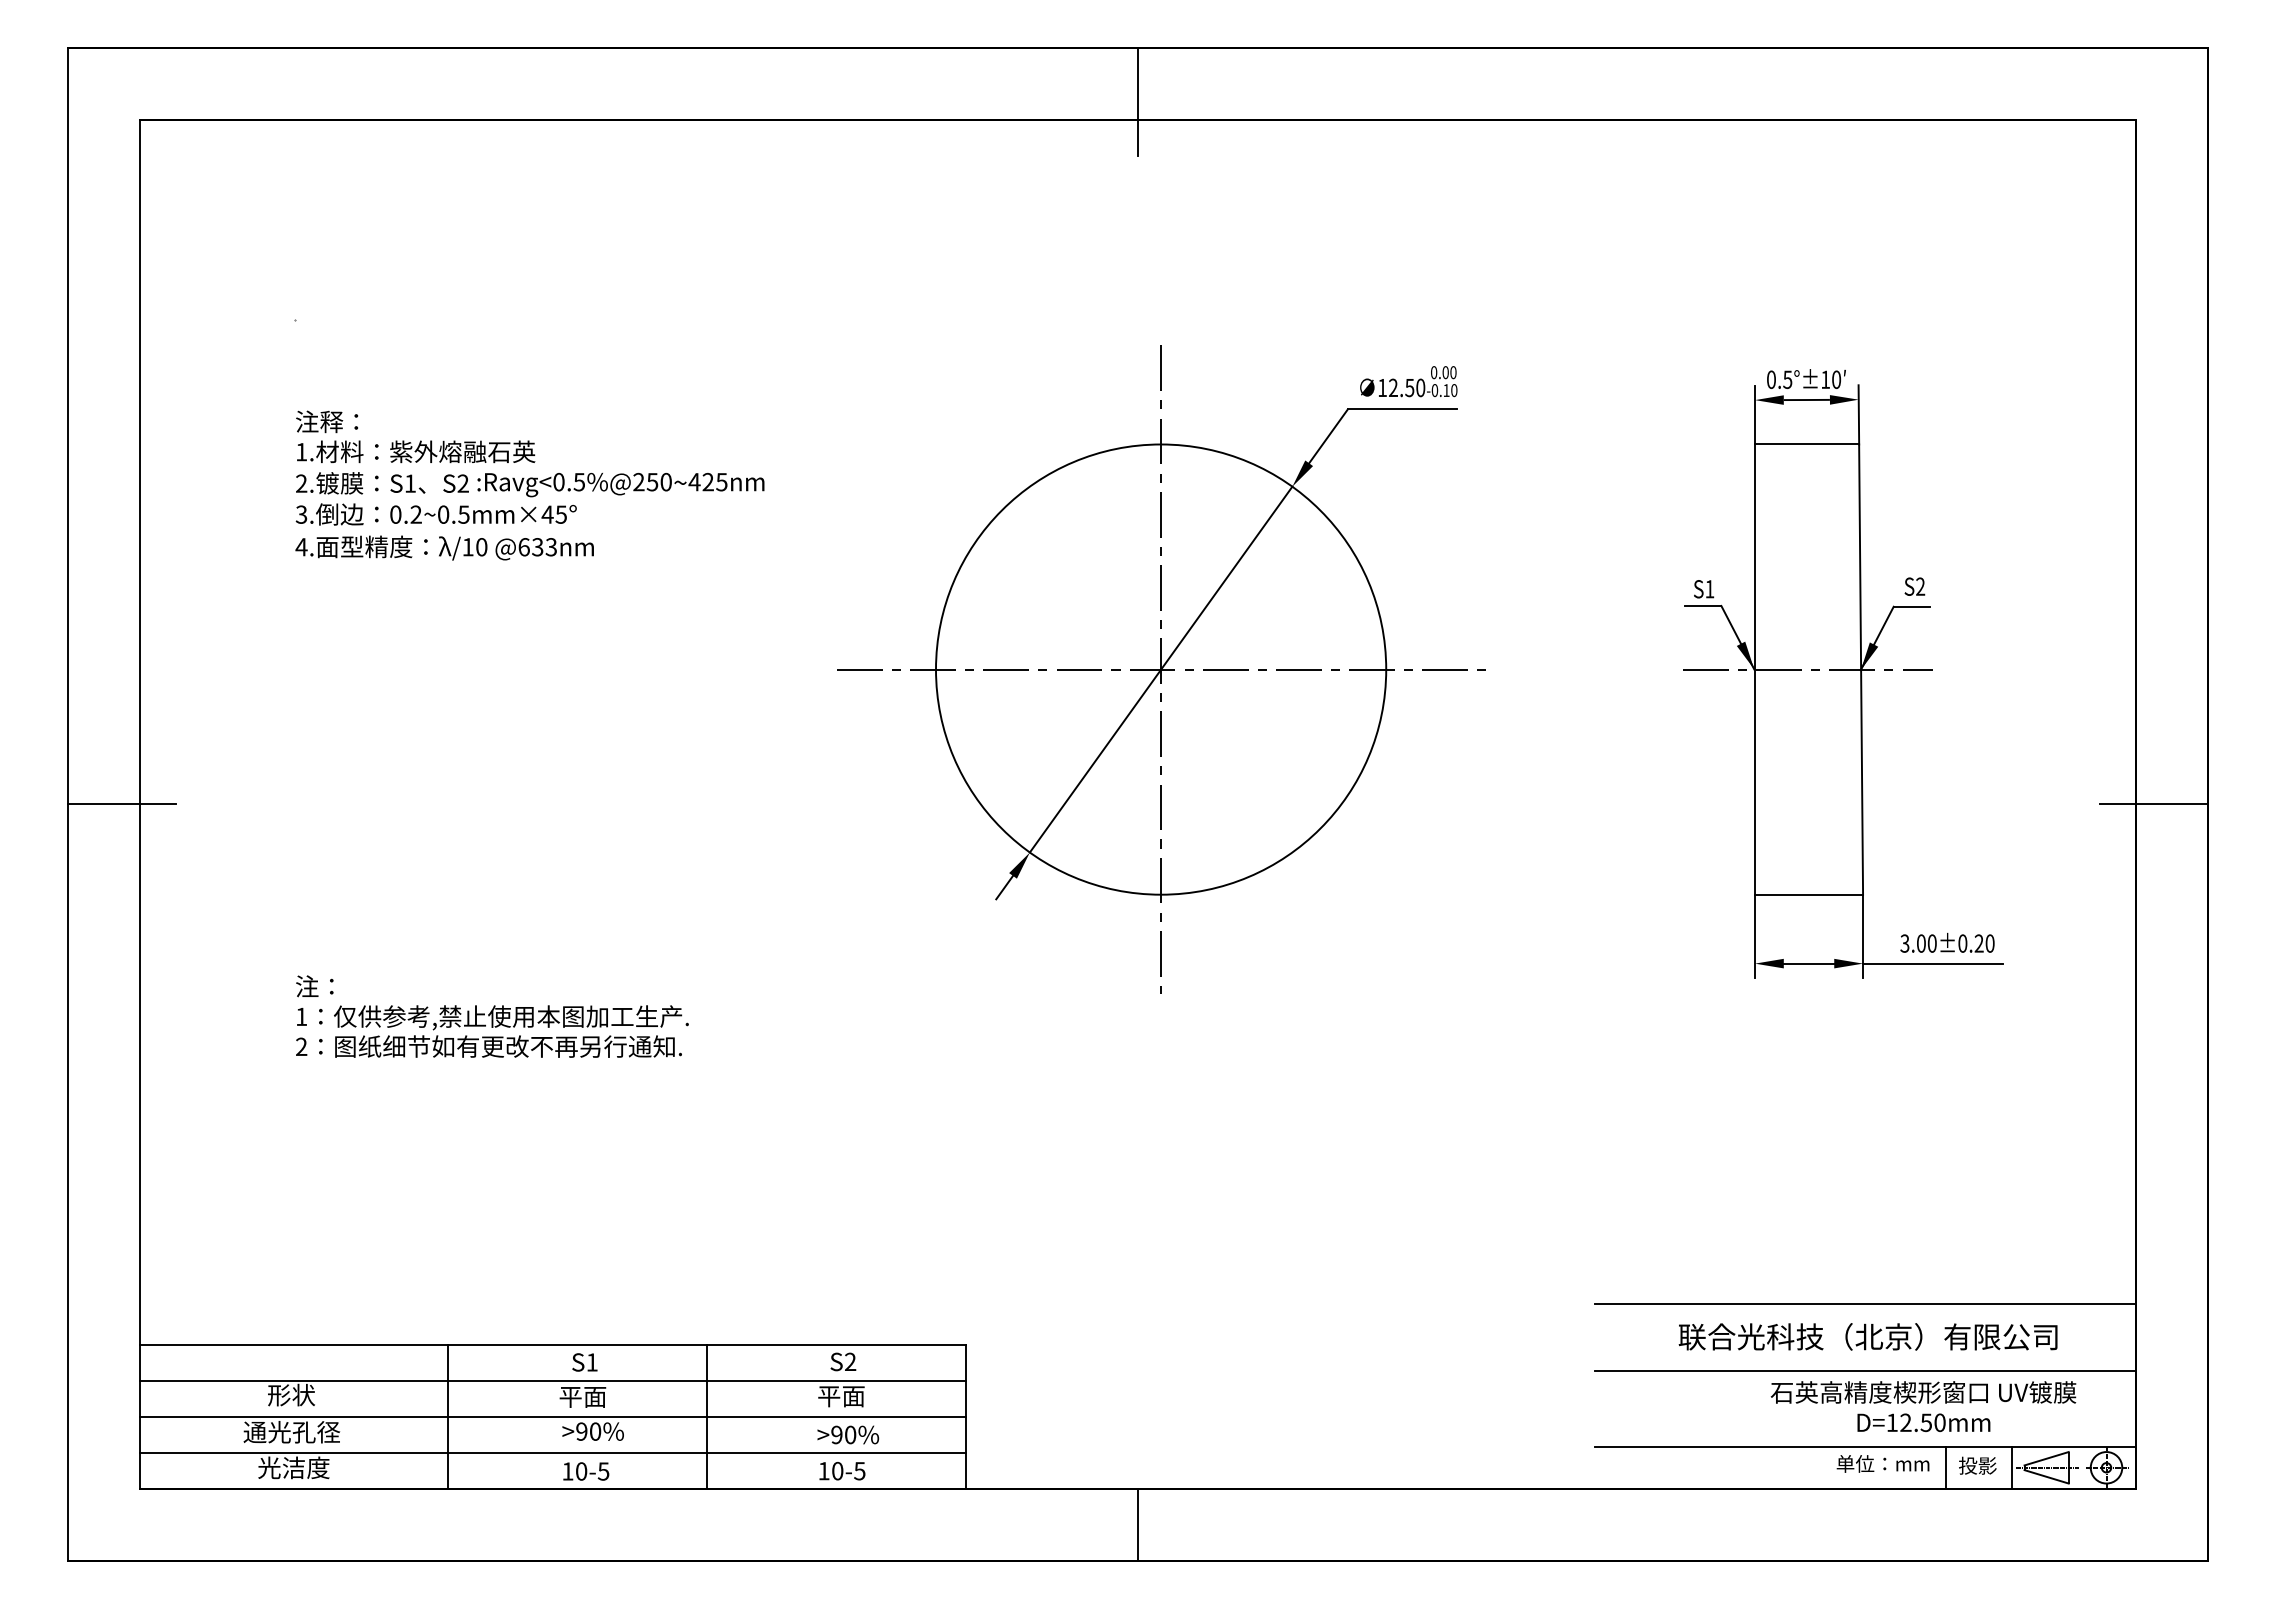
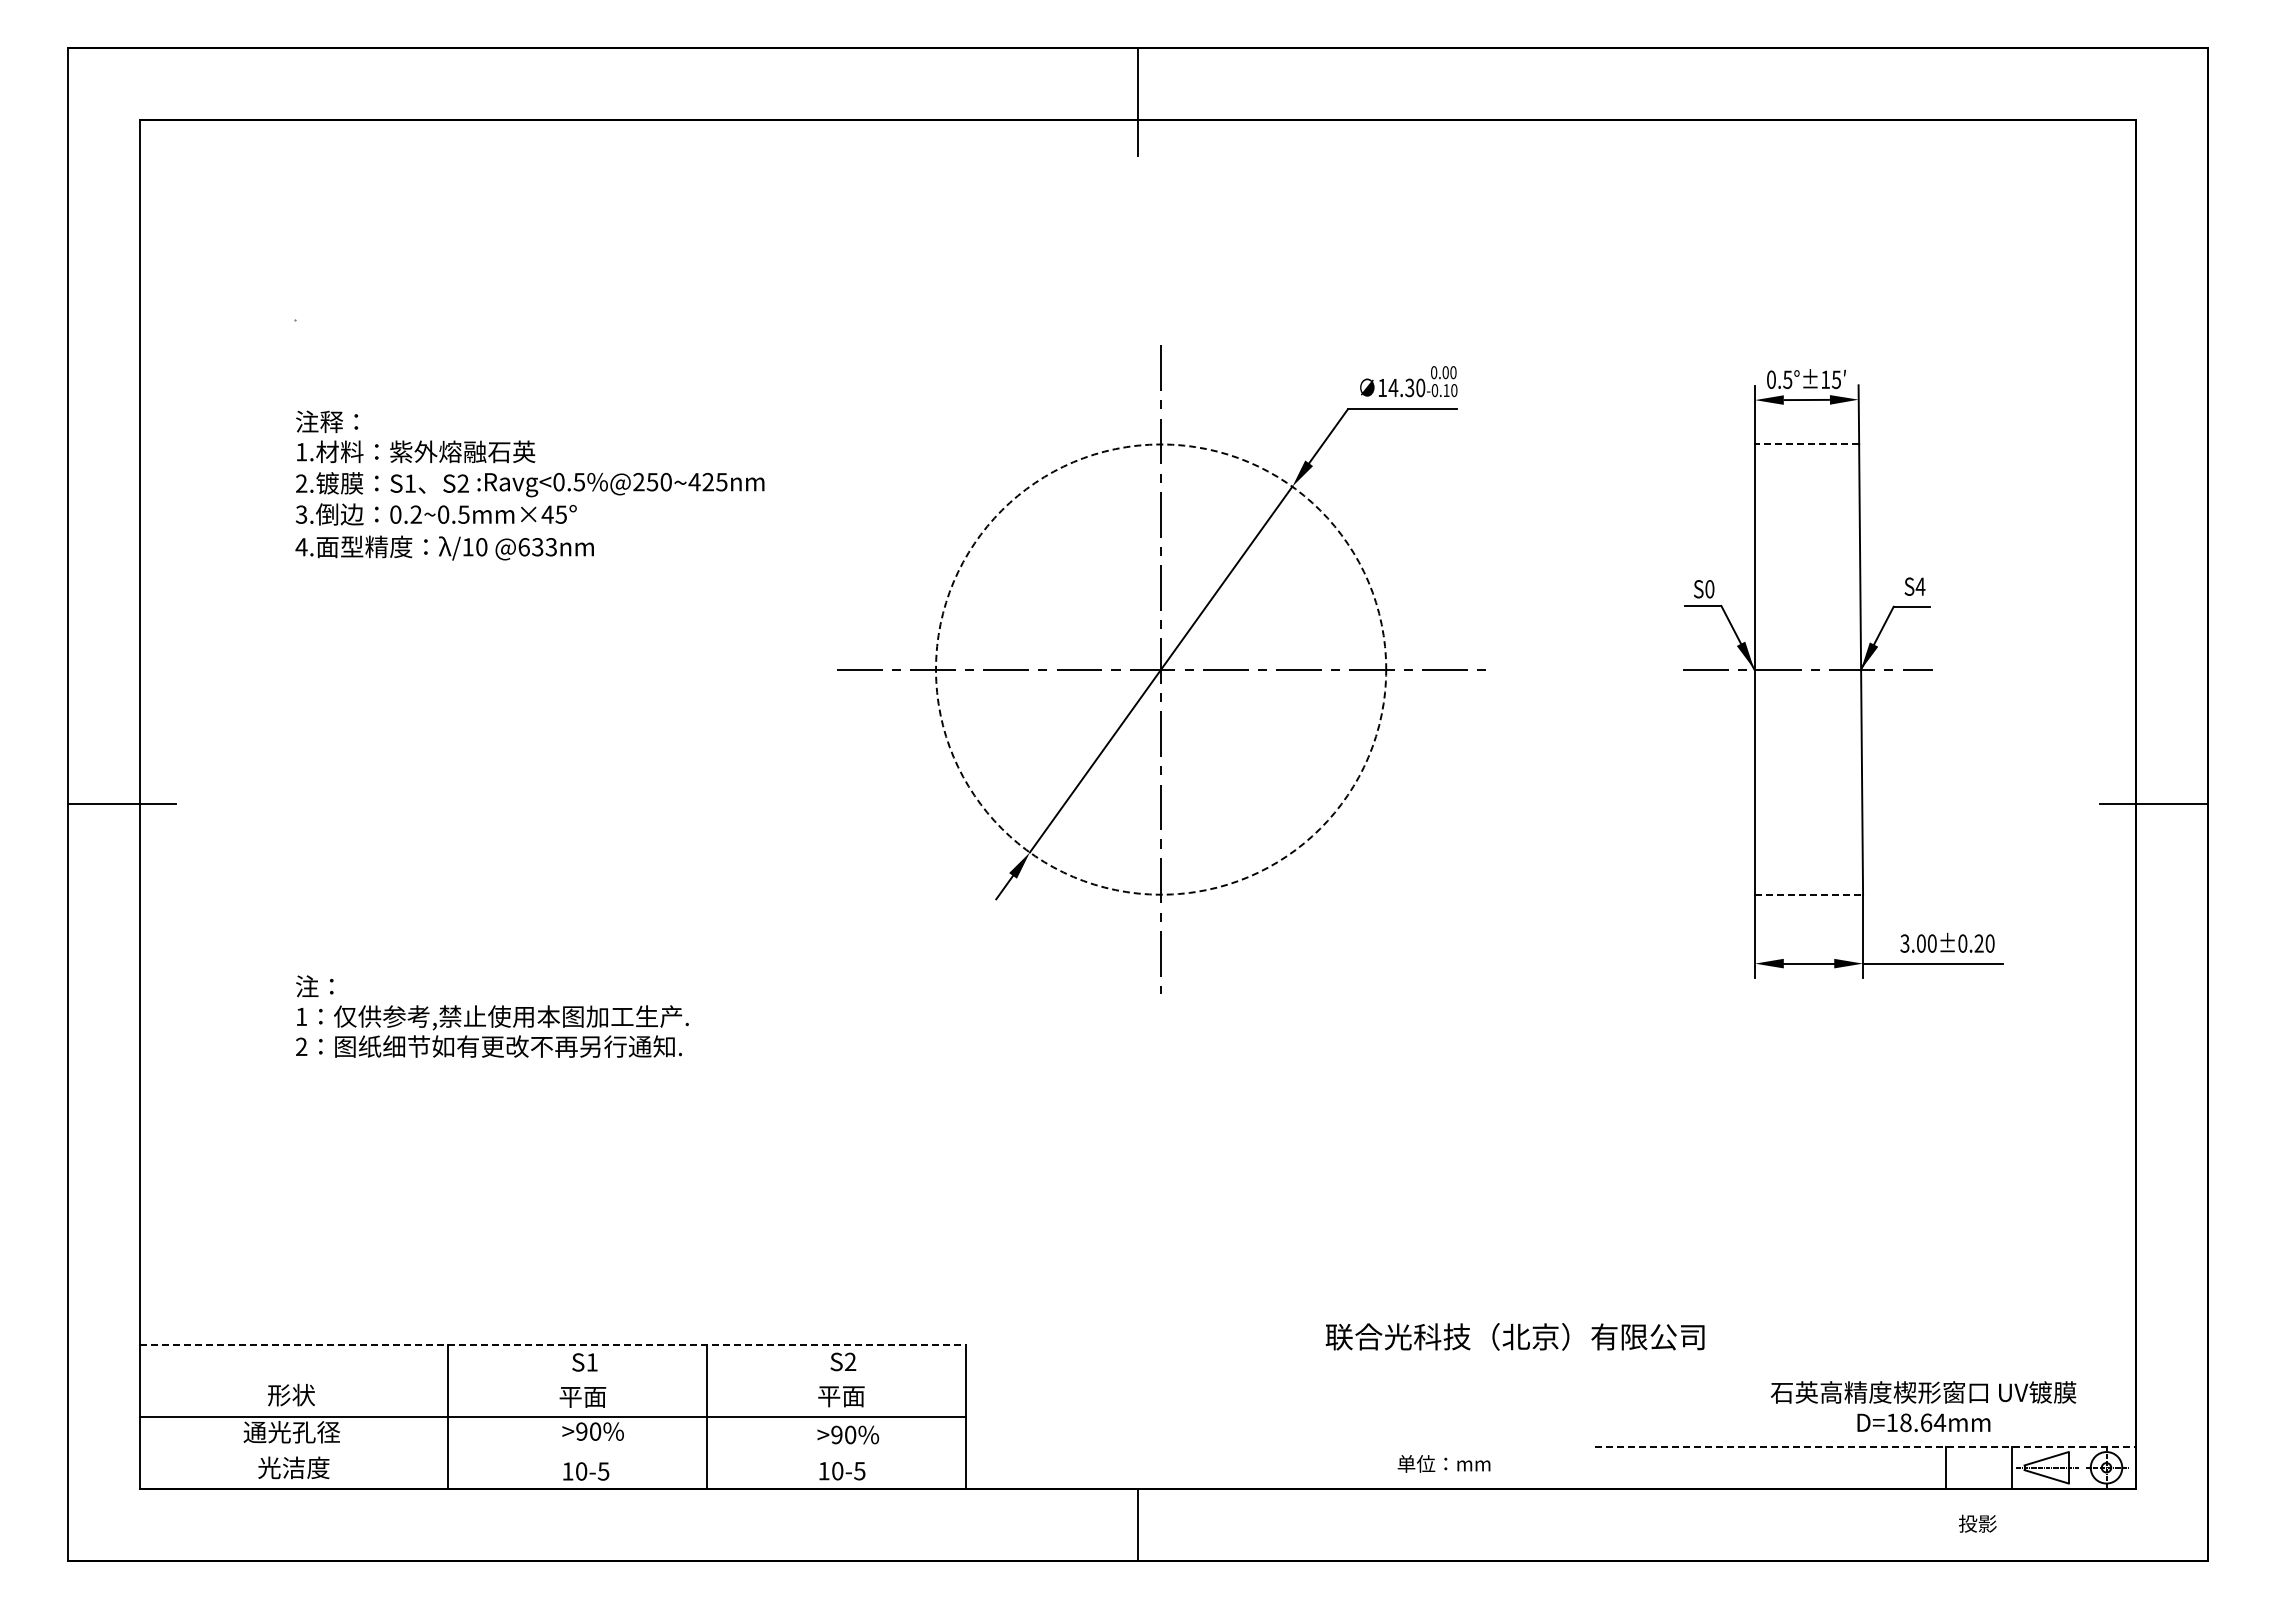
text: 0.5°±10 -> 0.5°±15 (1836, 379)
text: 12.50 -> 14.30 (1401, 387)
line: solid -> dashed (1806, 444)
text: S2 -> S4 (1920, 586)
text: S1 -> S0 (1709, 589)
circle: solid -> dashed (1161, 669)
line: solid -> dashed (1809, 894)
line: present -> none (1865, 1303)
text position: (1867, 1336) -> (1514, 1336) (1514, 1336)
line: solid -> dashed (553, 1344)
line: present -> none (1865, 1371)
line: present -> none (553, 1380)
text: ^JD=12.50mm -> ^JD=18.64mm (1923, 1422)
line: solid -> dashed (1866, 1446)
line: present -> none (553, 1452)
text position: (1882, 1463) -> (1443, 1463) (1443, 1463)
text position: (1977, 1465) -> (1977, 1523) (1977, 1523)
